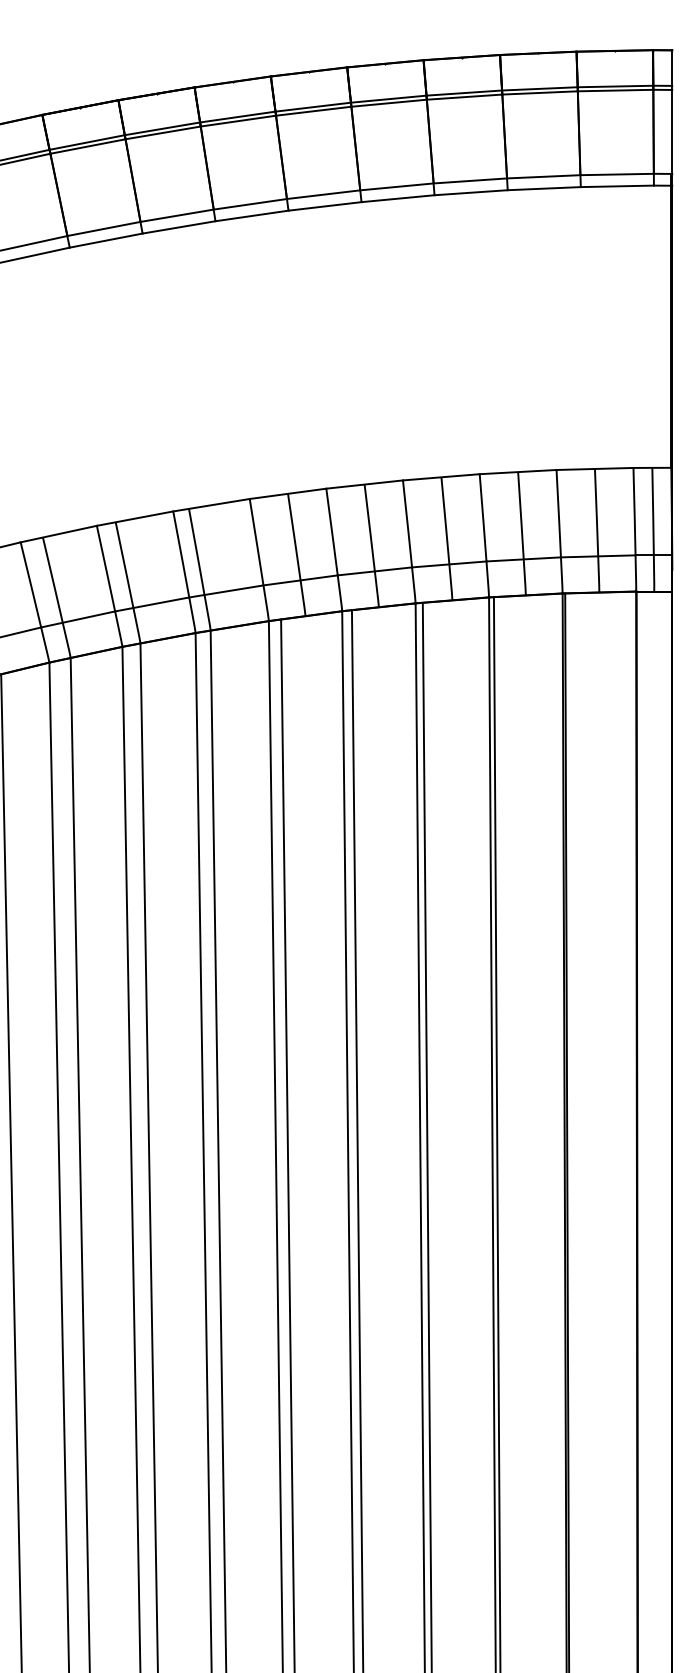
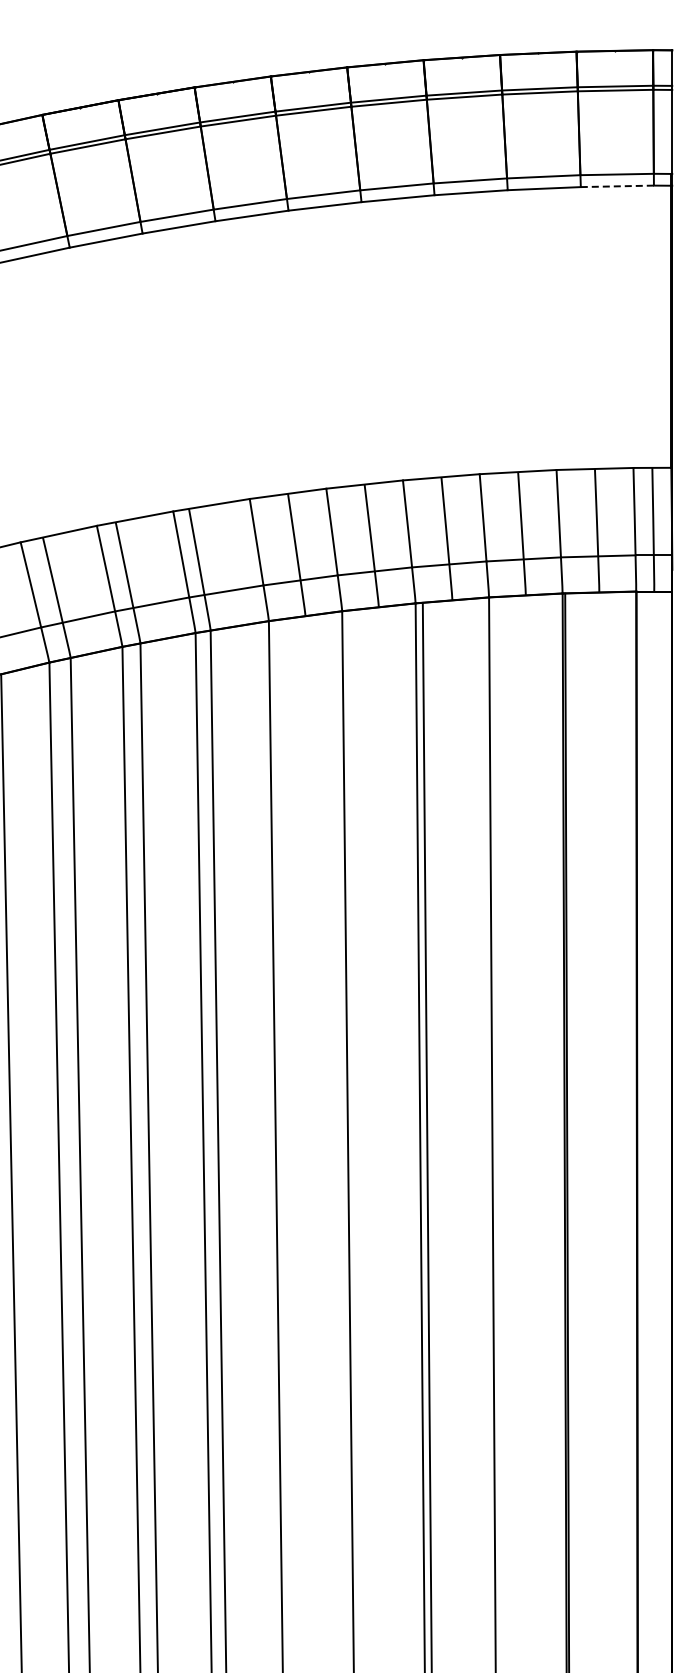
line: solid -> dashed (617, 186)
line: present -> none (496, 1133)
line: present -> none (357, 1139)
line: present -> none (287, 1144)
